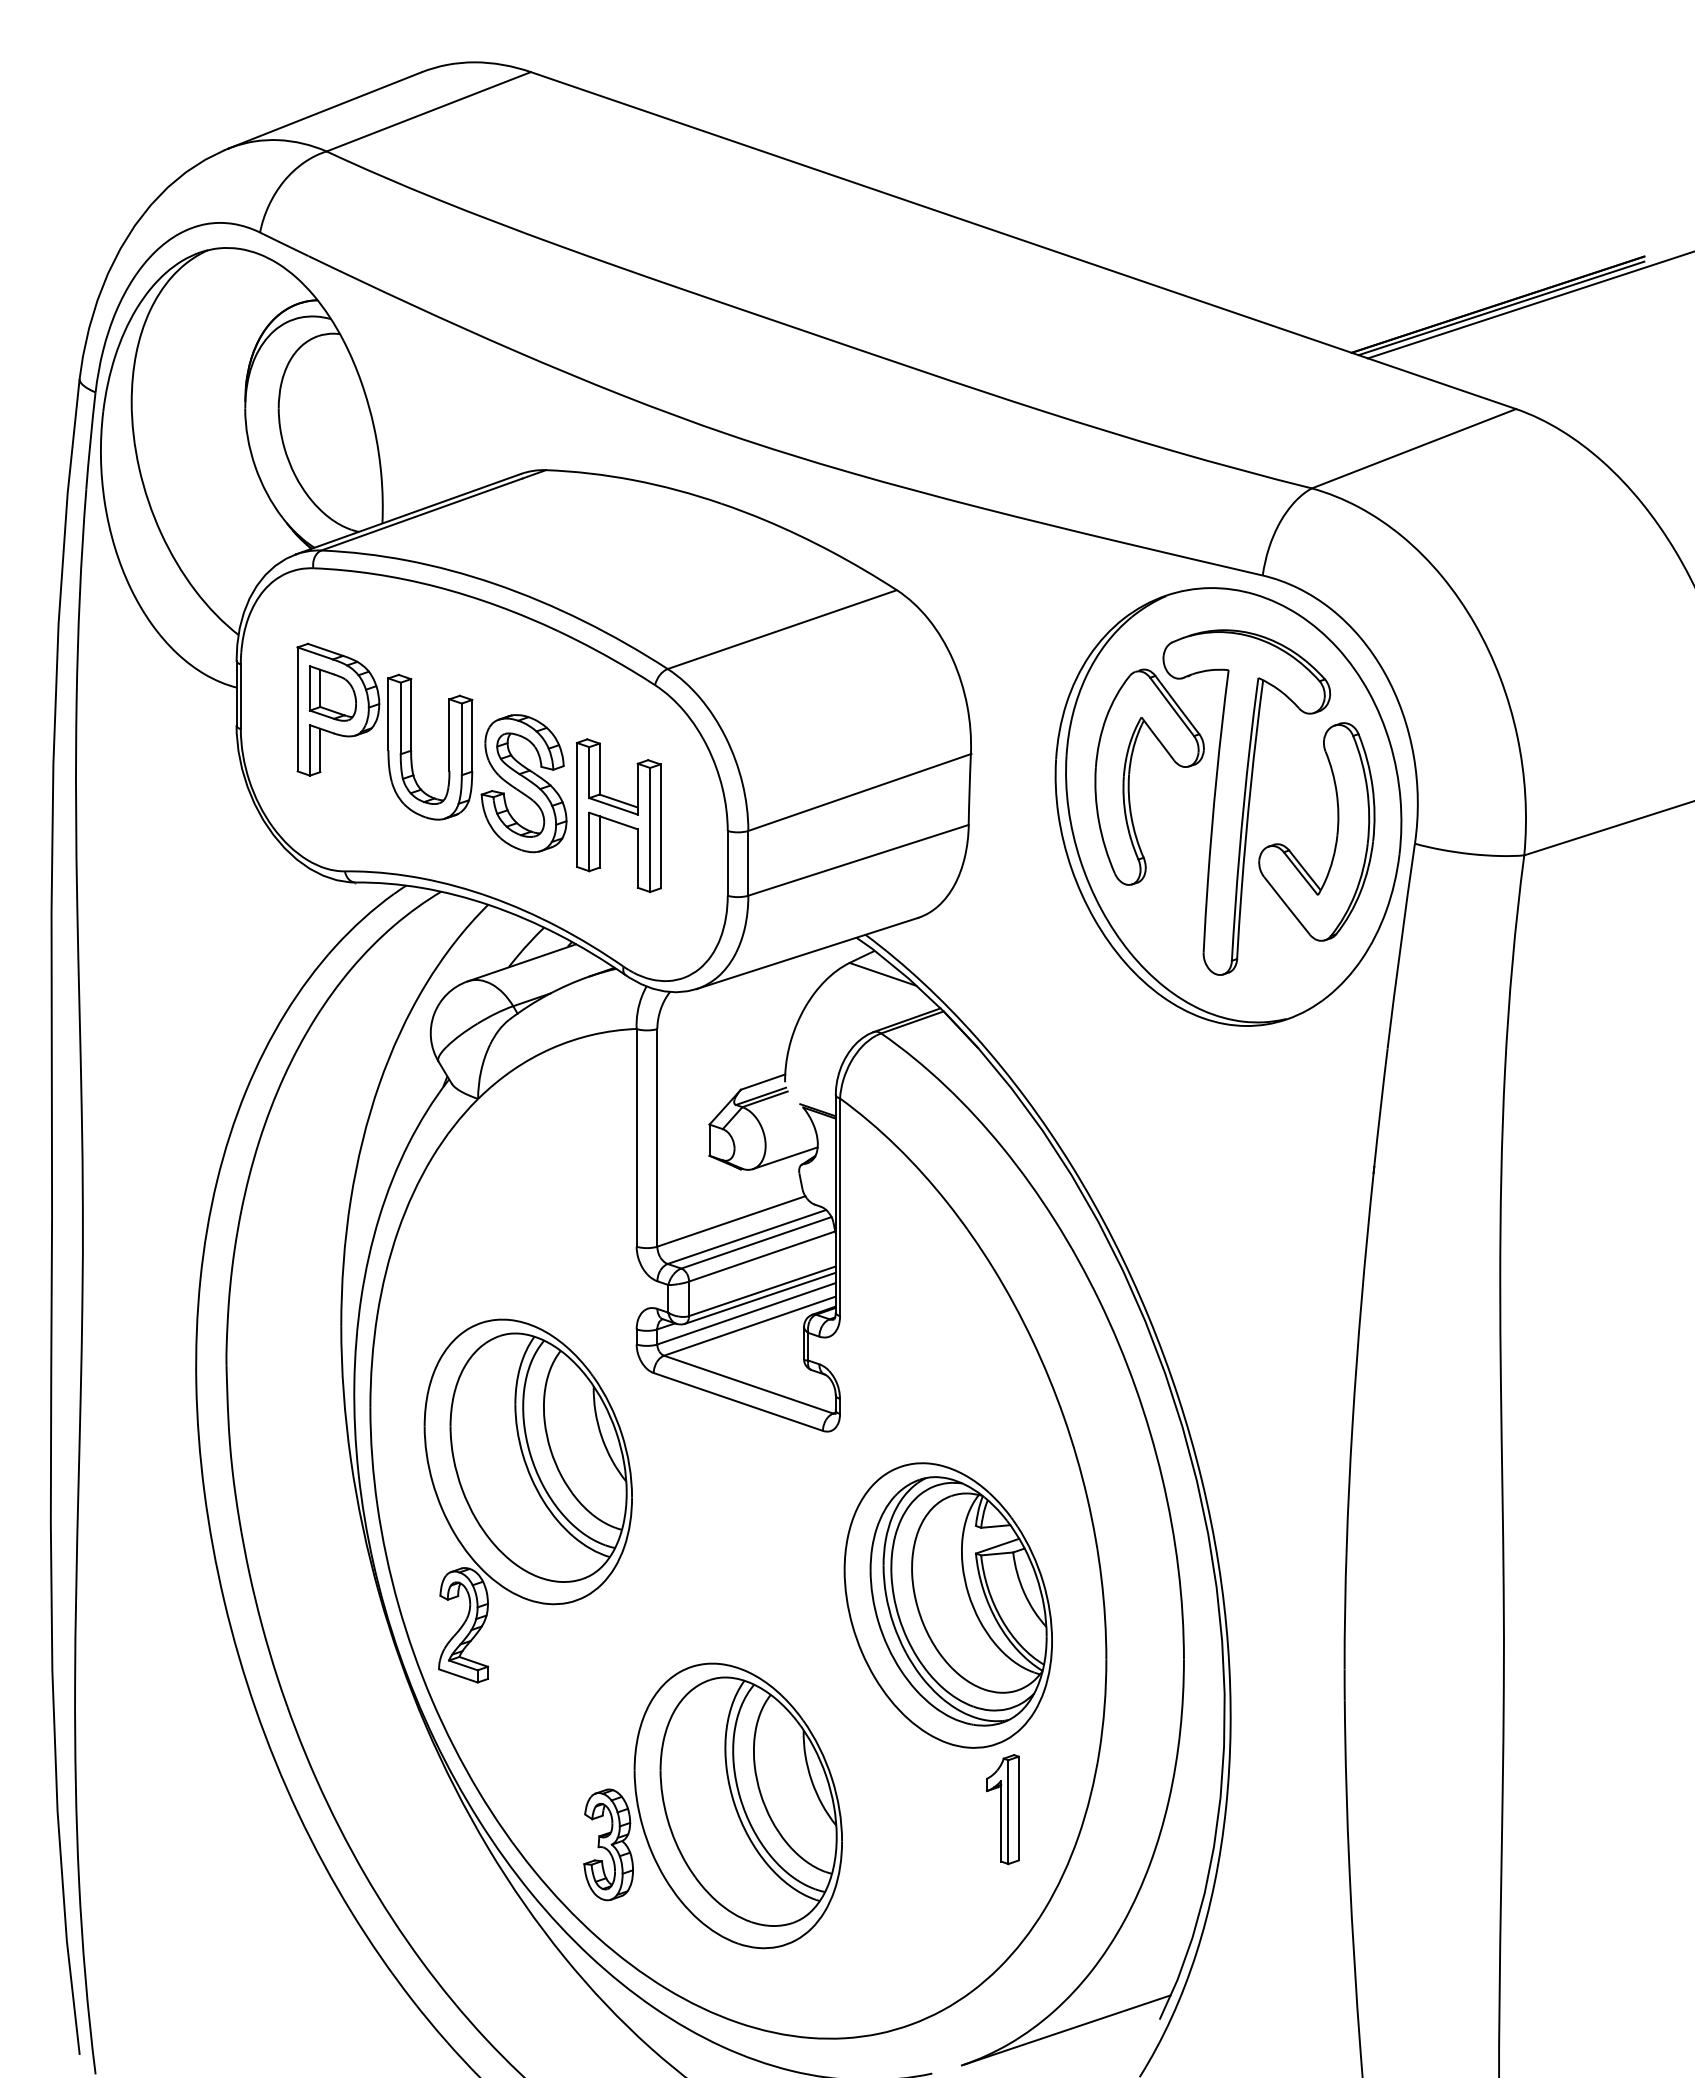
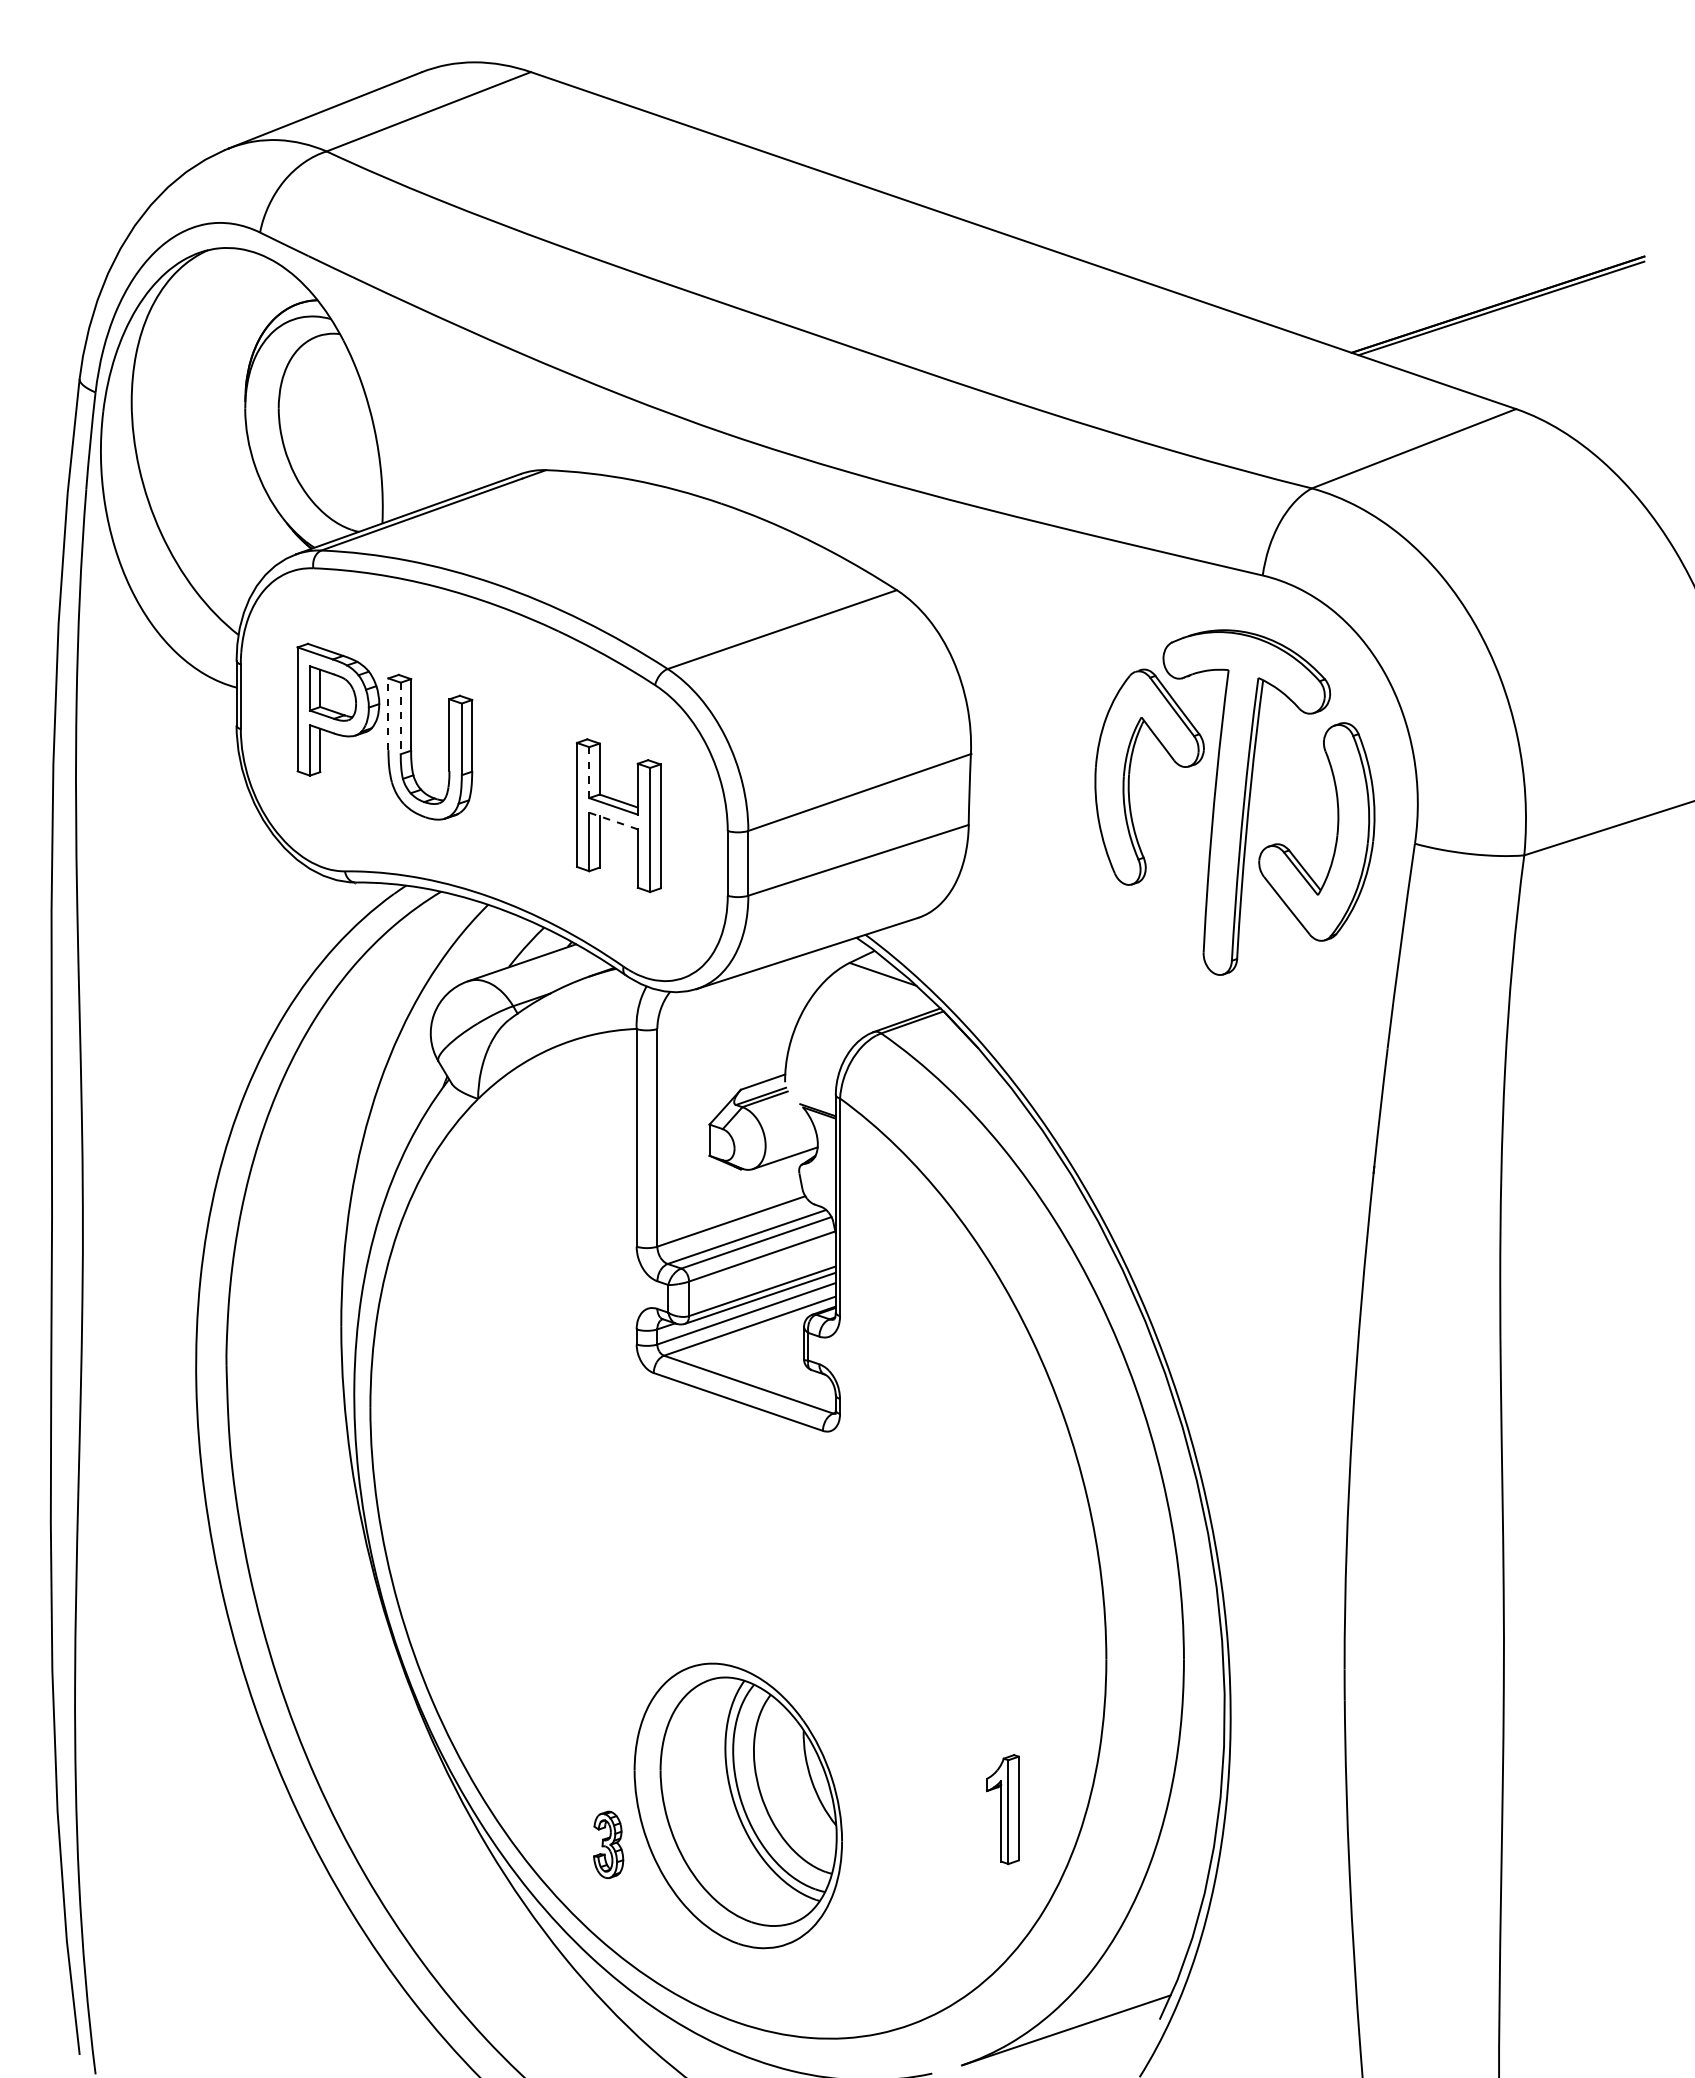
line: present -> none (1529, 305)
line: solid -> dashed (388, 714)
line: solid -> dashed (400, 718)
line: solid -> dashed (589, 773)
part: present -> none (523, 783)
part: present -> none (1228, 806)
line: solid -> dashed (613, 821)
part: present -> none (527, 1500)
part: present -> none (947, 1605)
part size: 51x114 px -> 32x69 px (608, 1844)
